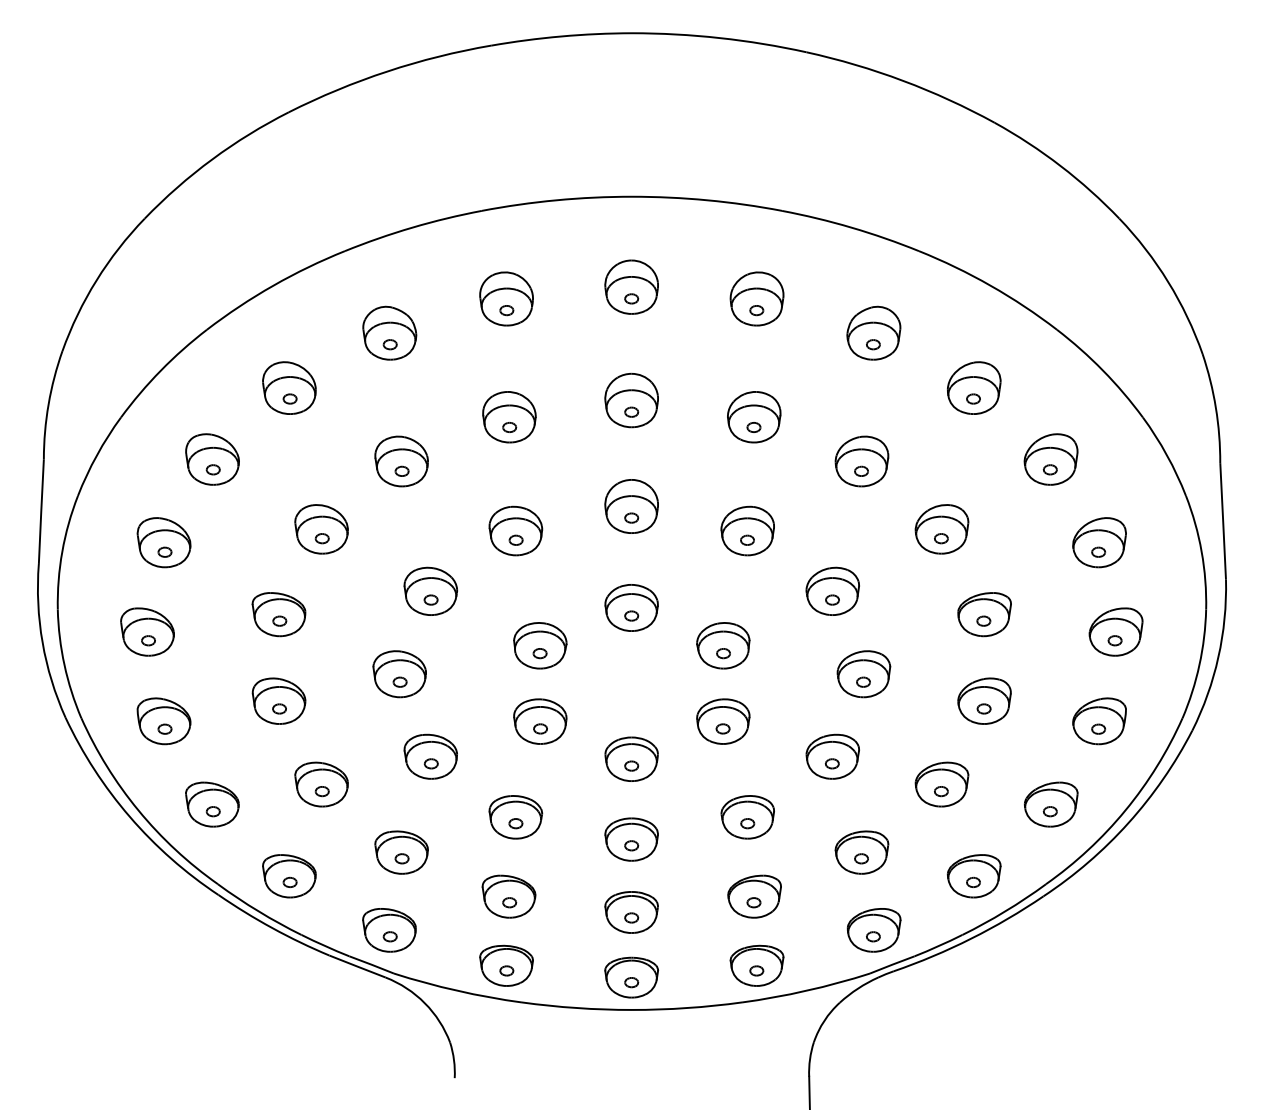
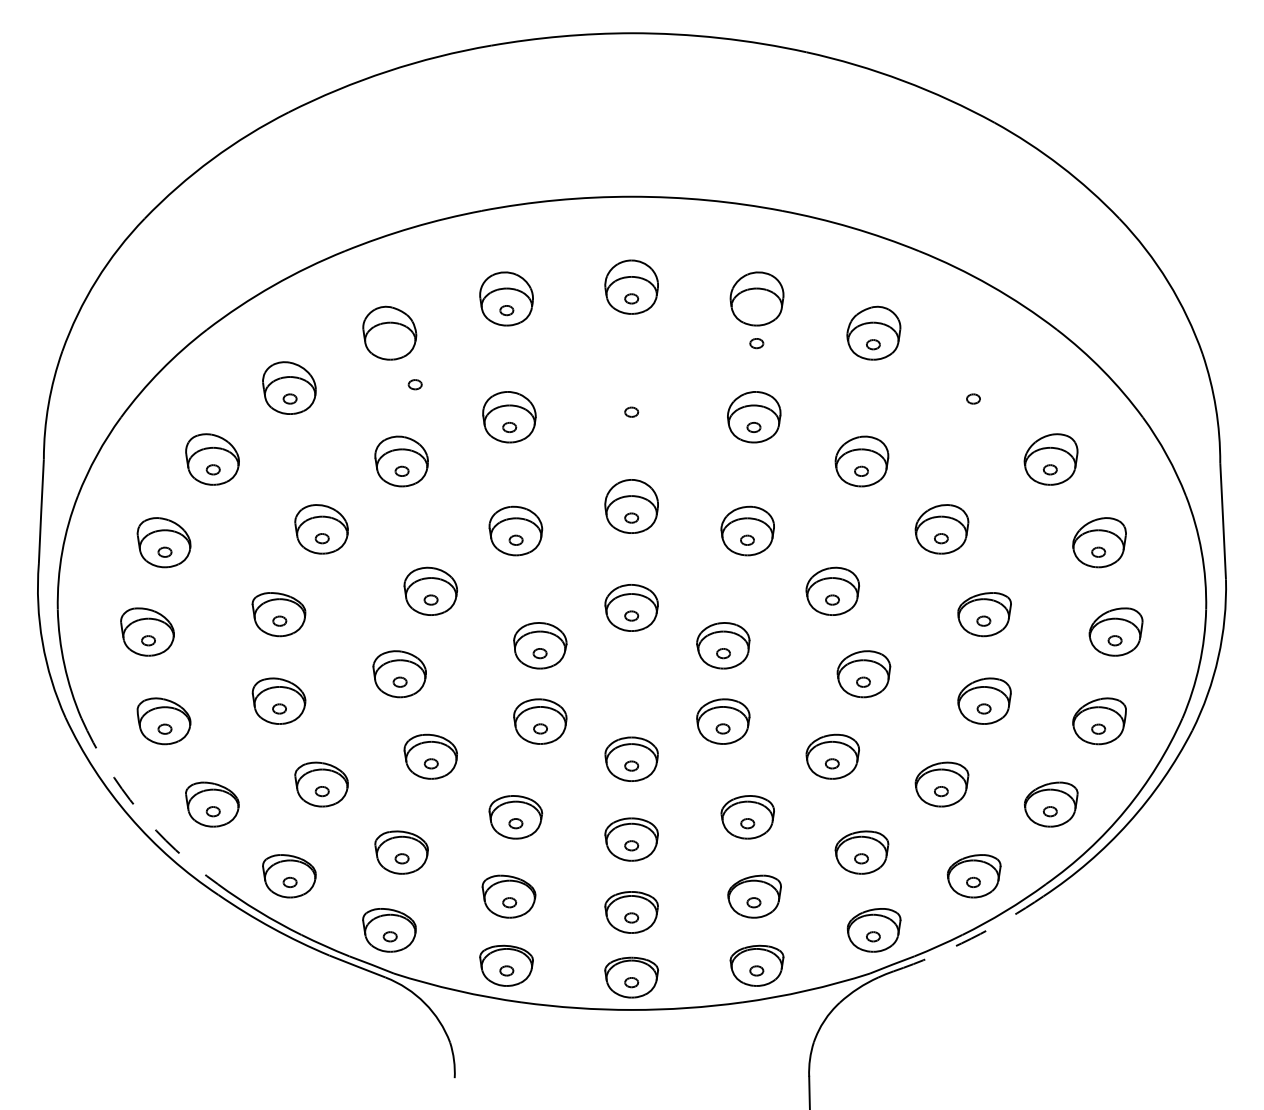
part position: (756, 310) -> (756, 343) (756, 343)
part position: (389, 344) -> (414, 384) (414, 384)
part: present -> none (974, 387)
part: present -> none (631, 400)
arc: solid -> dashed (138, 810)
arc: solid -> dashed (971, 938)
